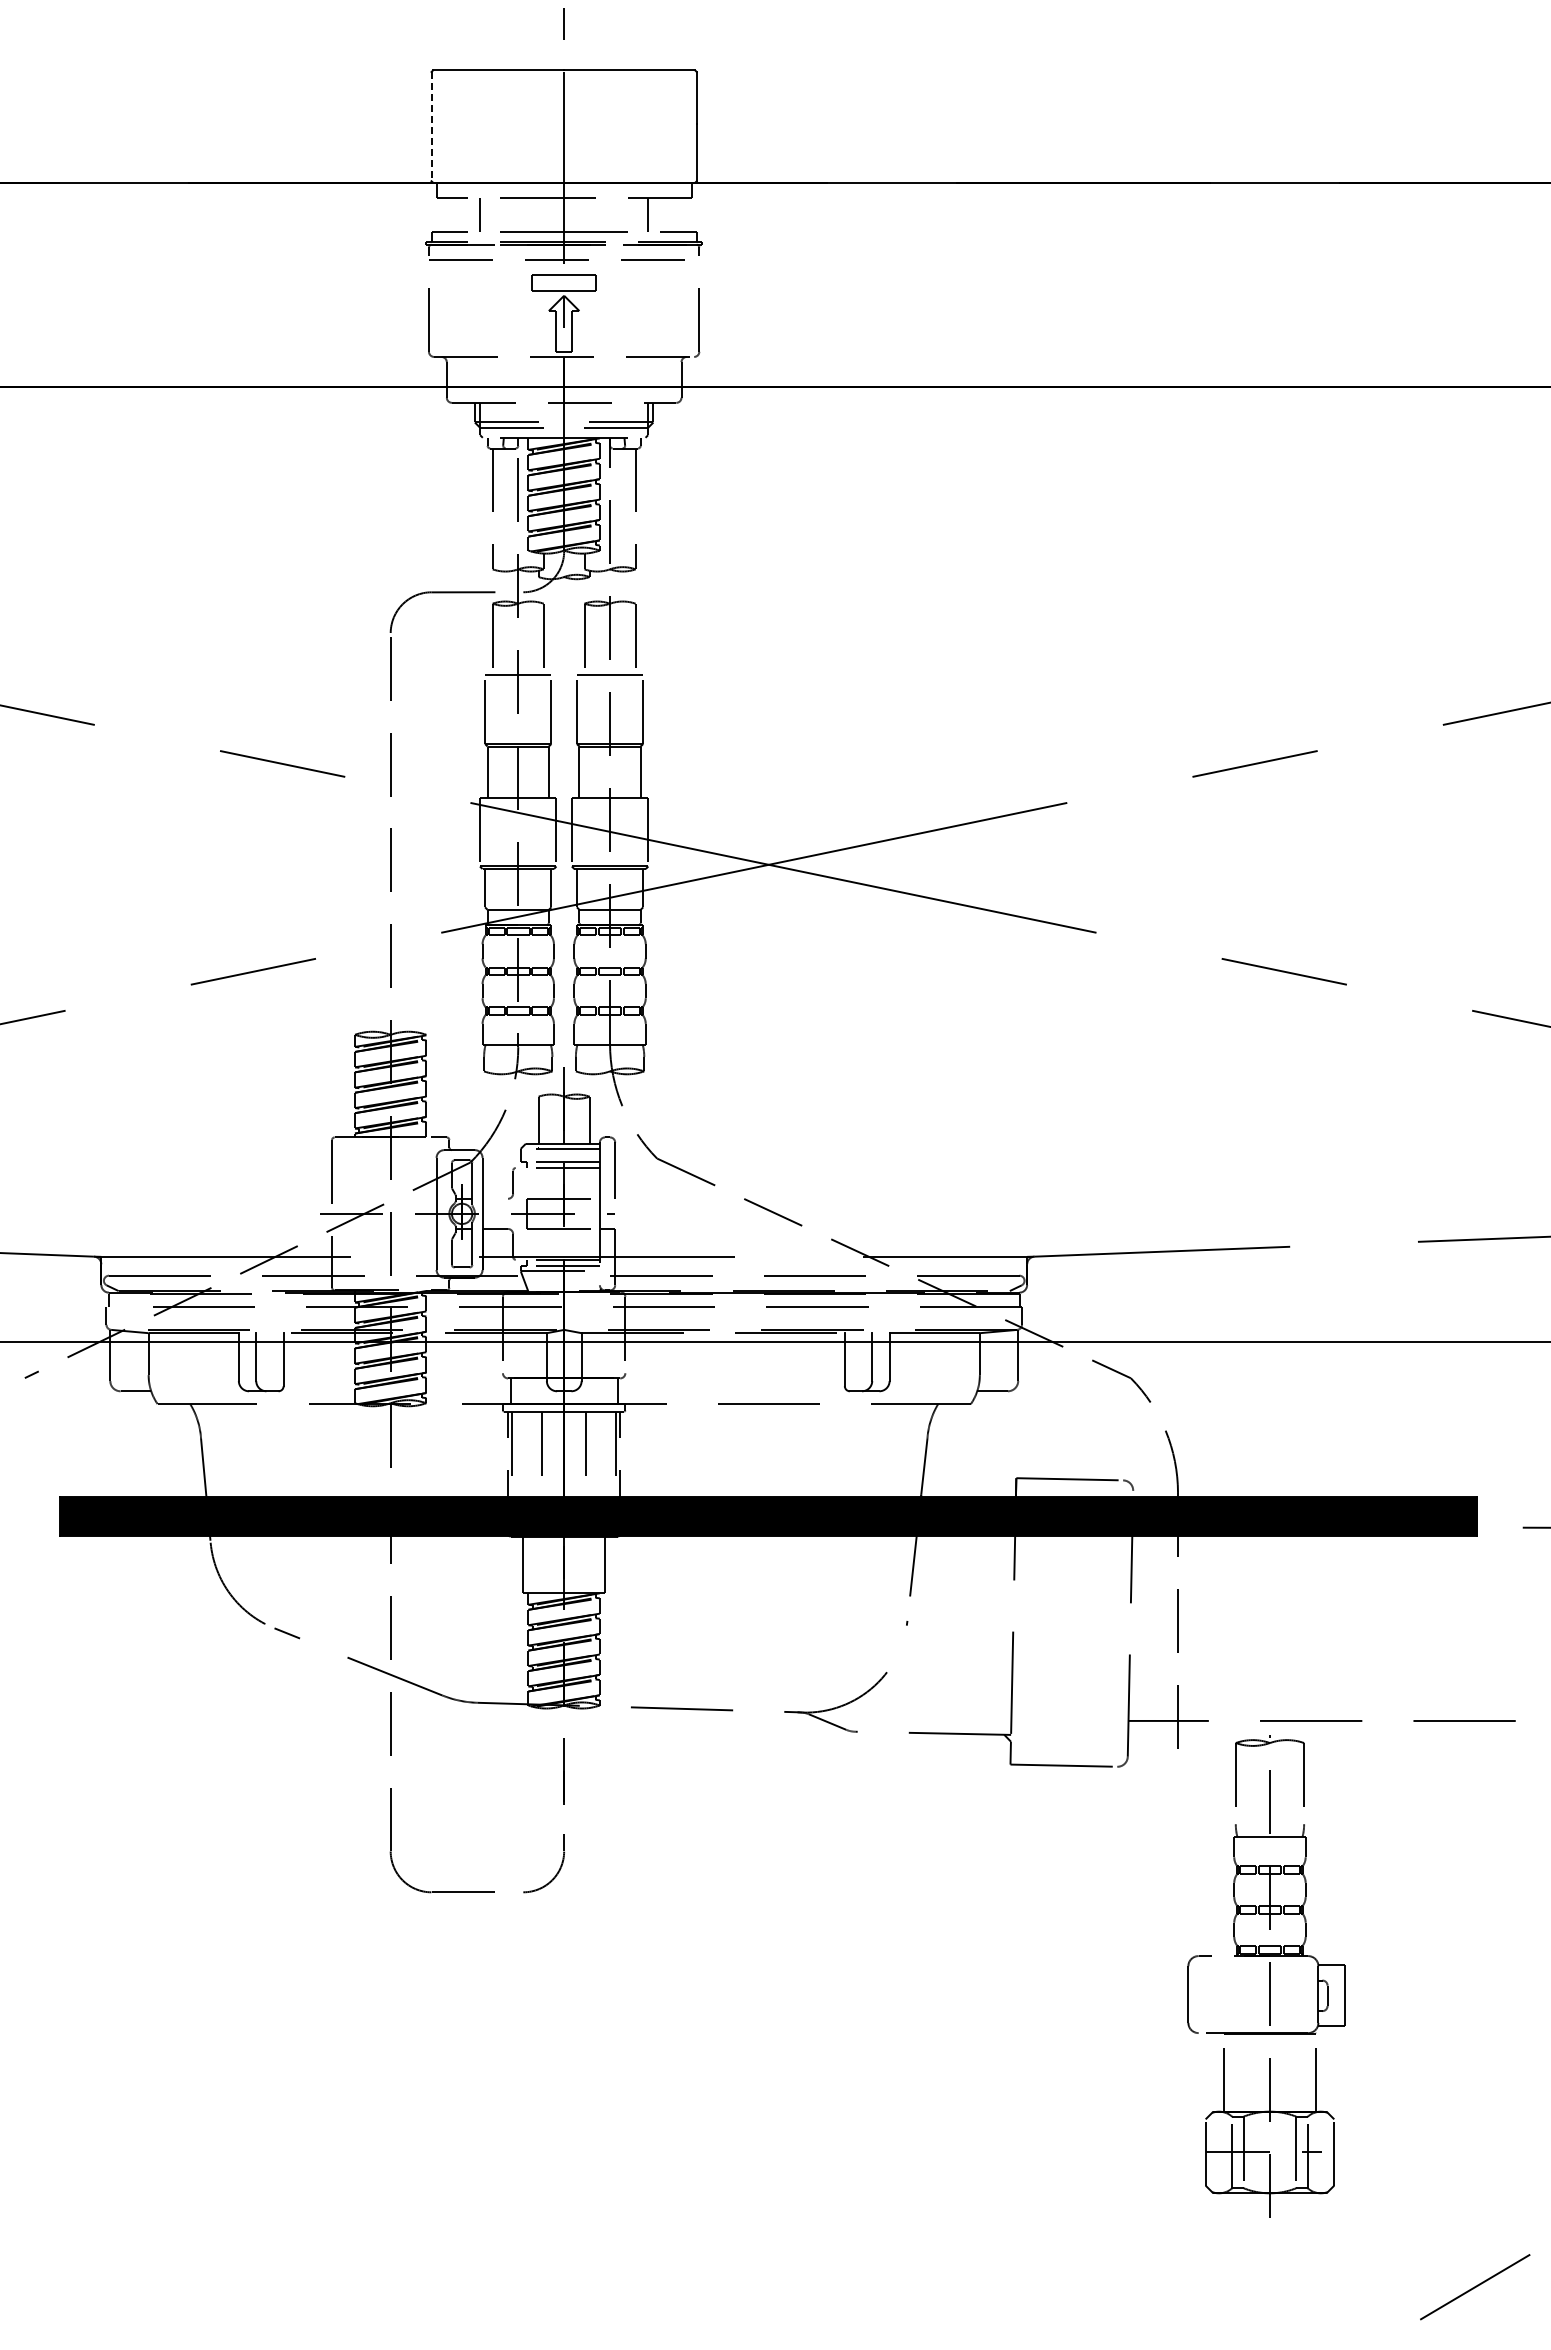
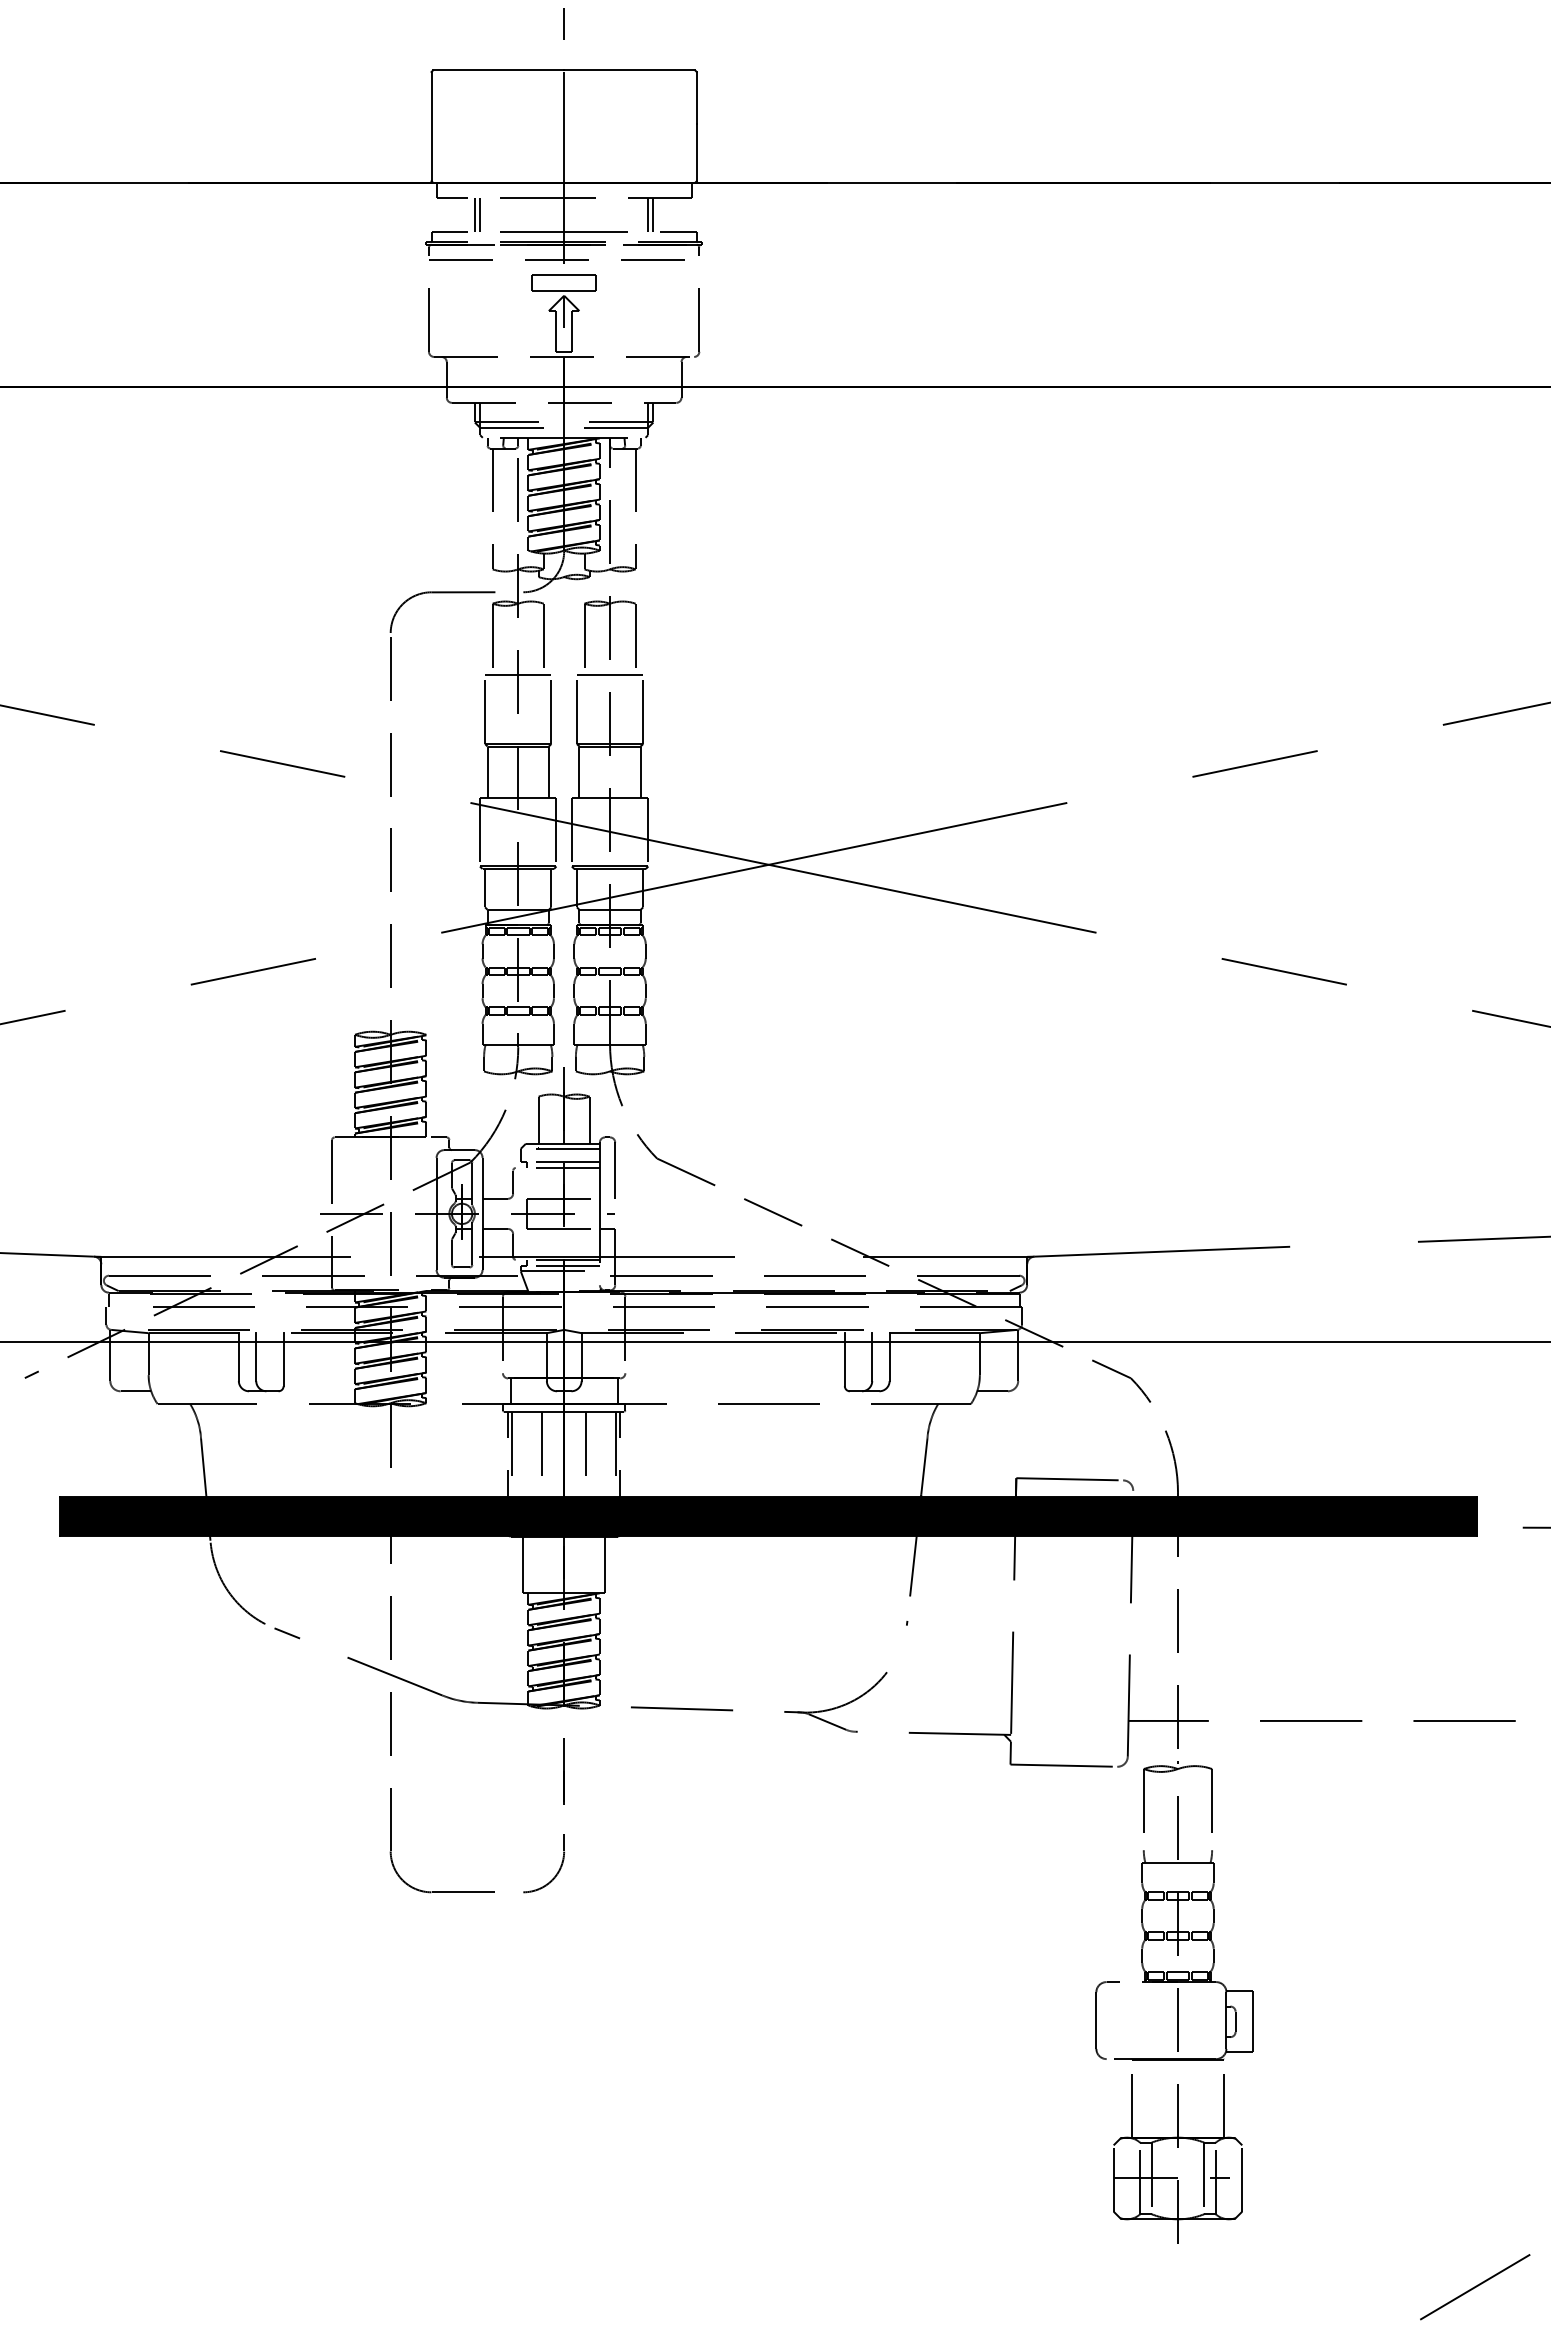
line: dashed -> solid (431, 126)
line: none -> present (474, 215)
line: none -> present (653, 215)
line: none -> present (495, 1198)
part position: (1266, 1976) -> (1174, 2002) (1174, 2002)
